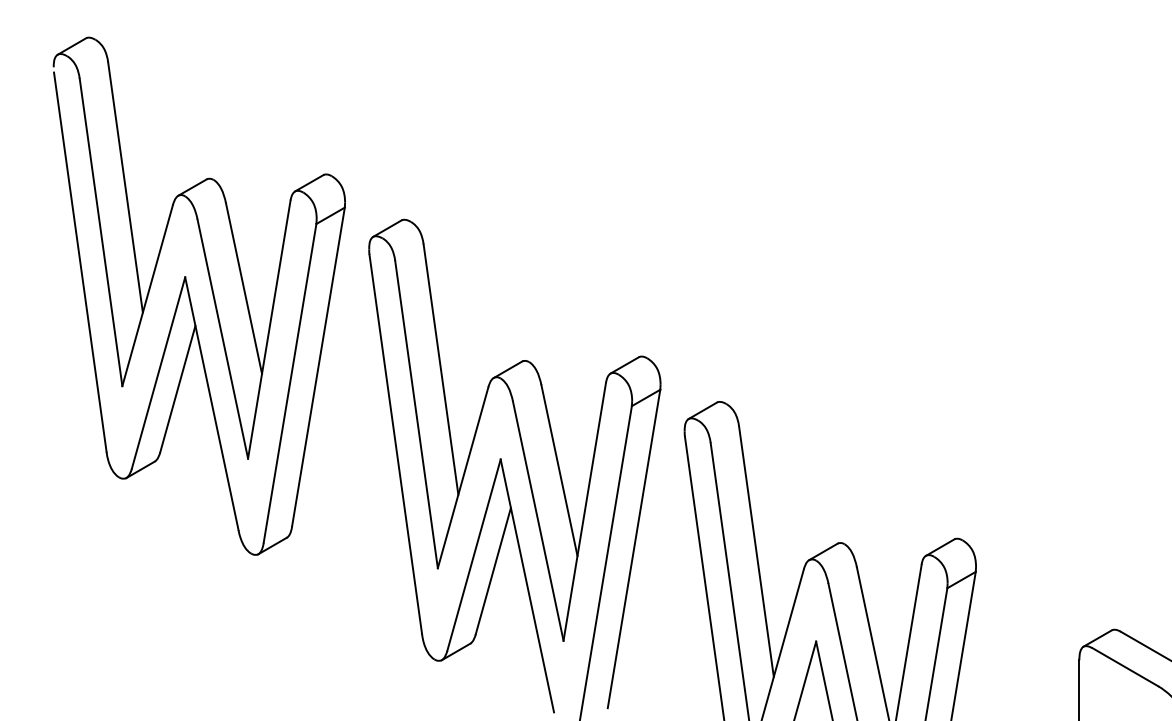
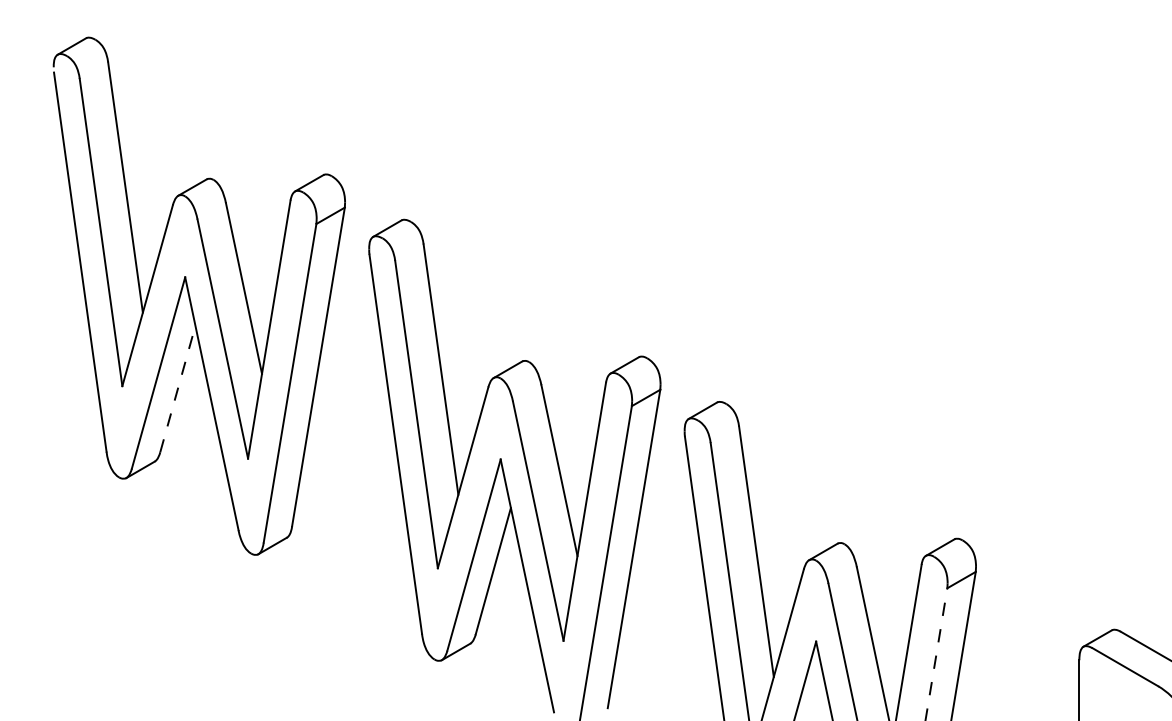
line: solid -> dashed (177, 389)
line: solid -> dashed (936, 654)
